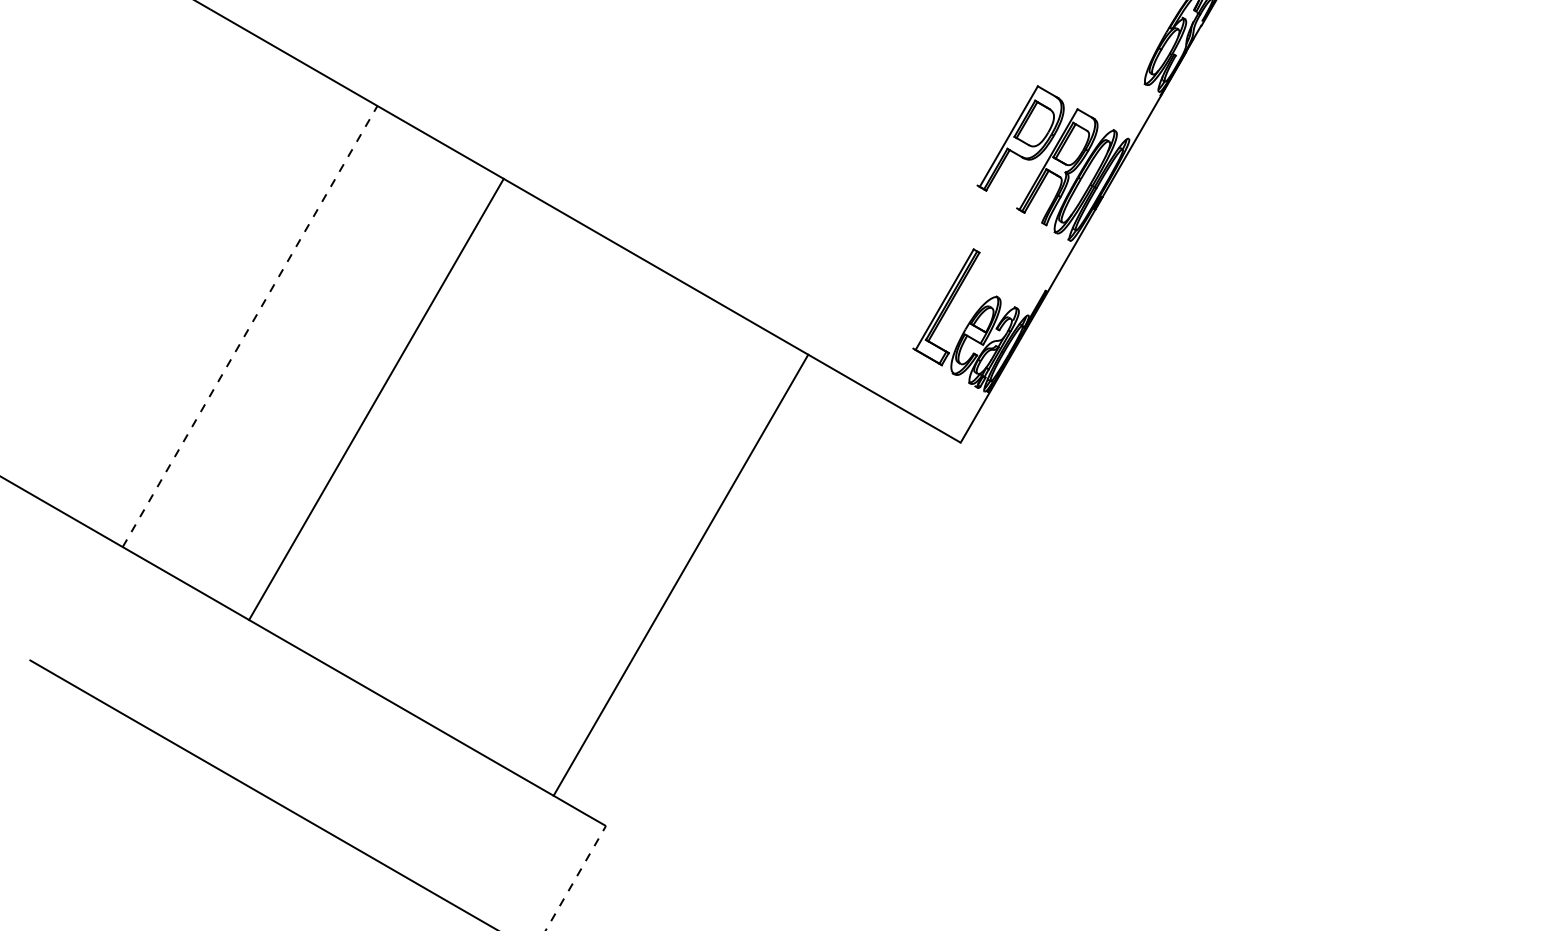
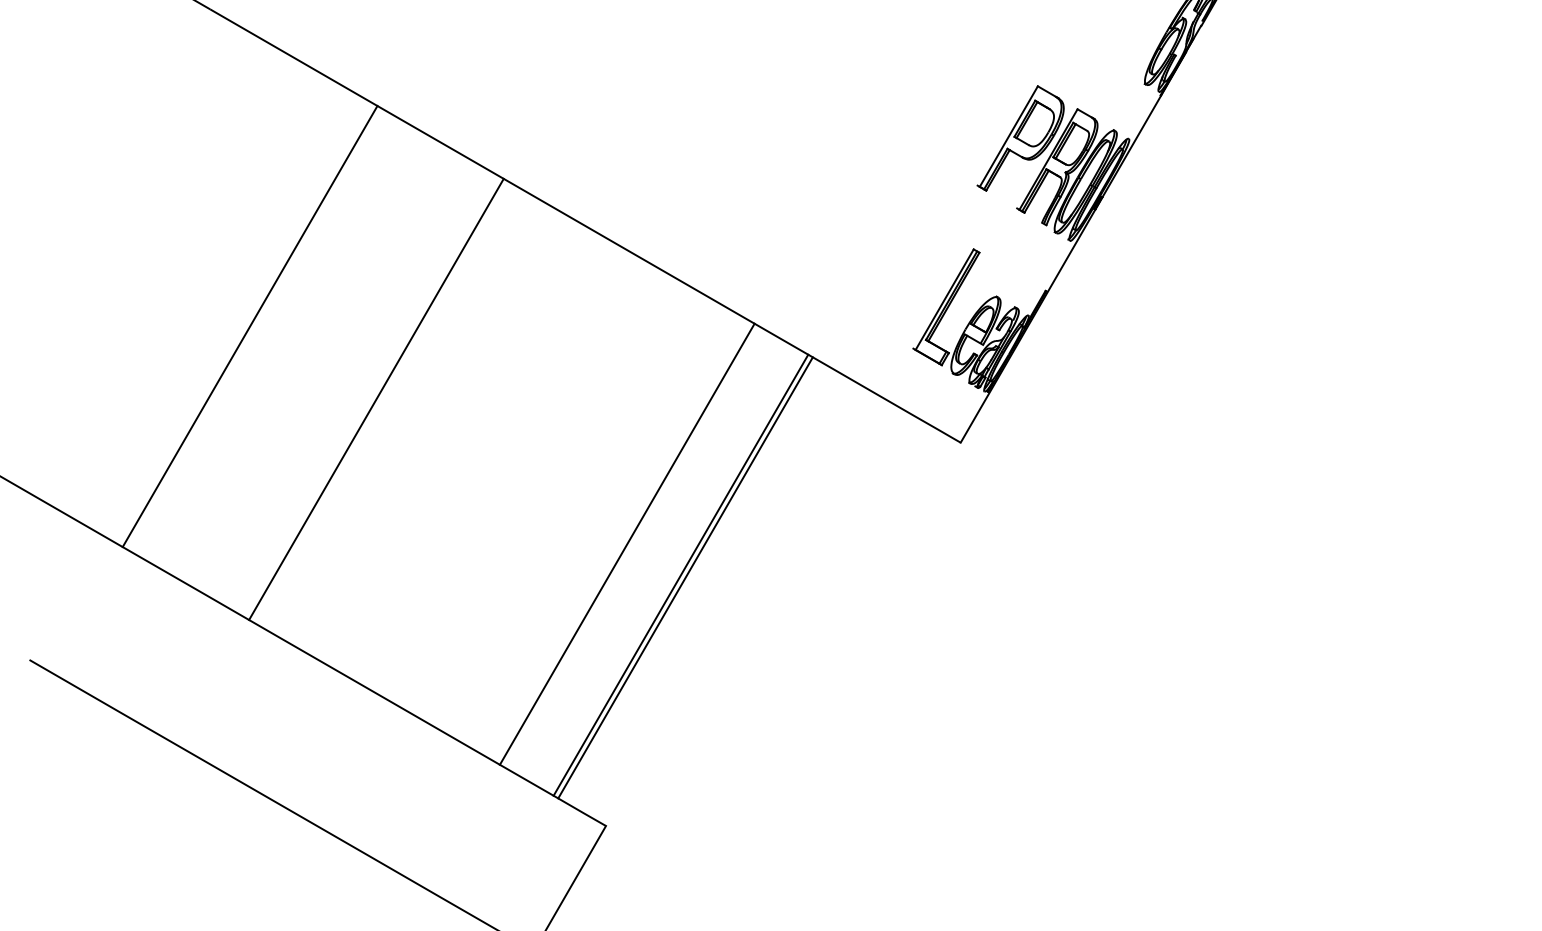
line: dashed -> solid (250, 326)
line: none -> present (626, 543)
line: none -> present (685, 577)
line: dashed -> solid (576, 877)
